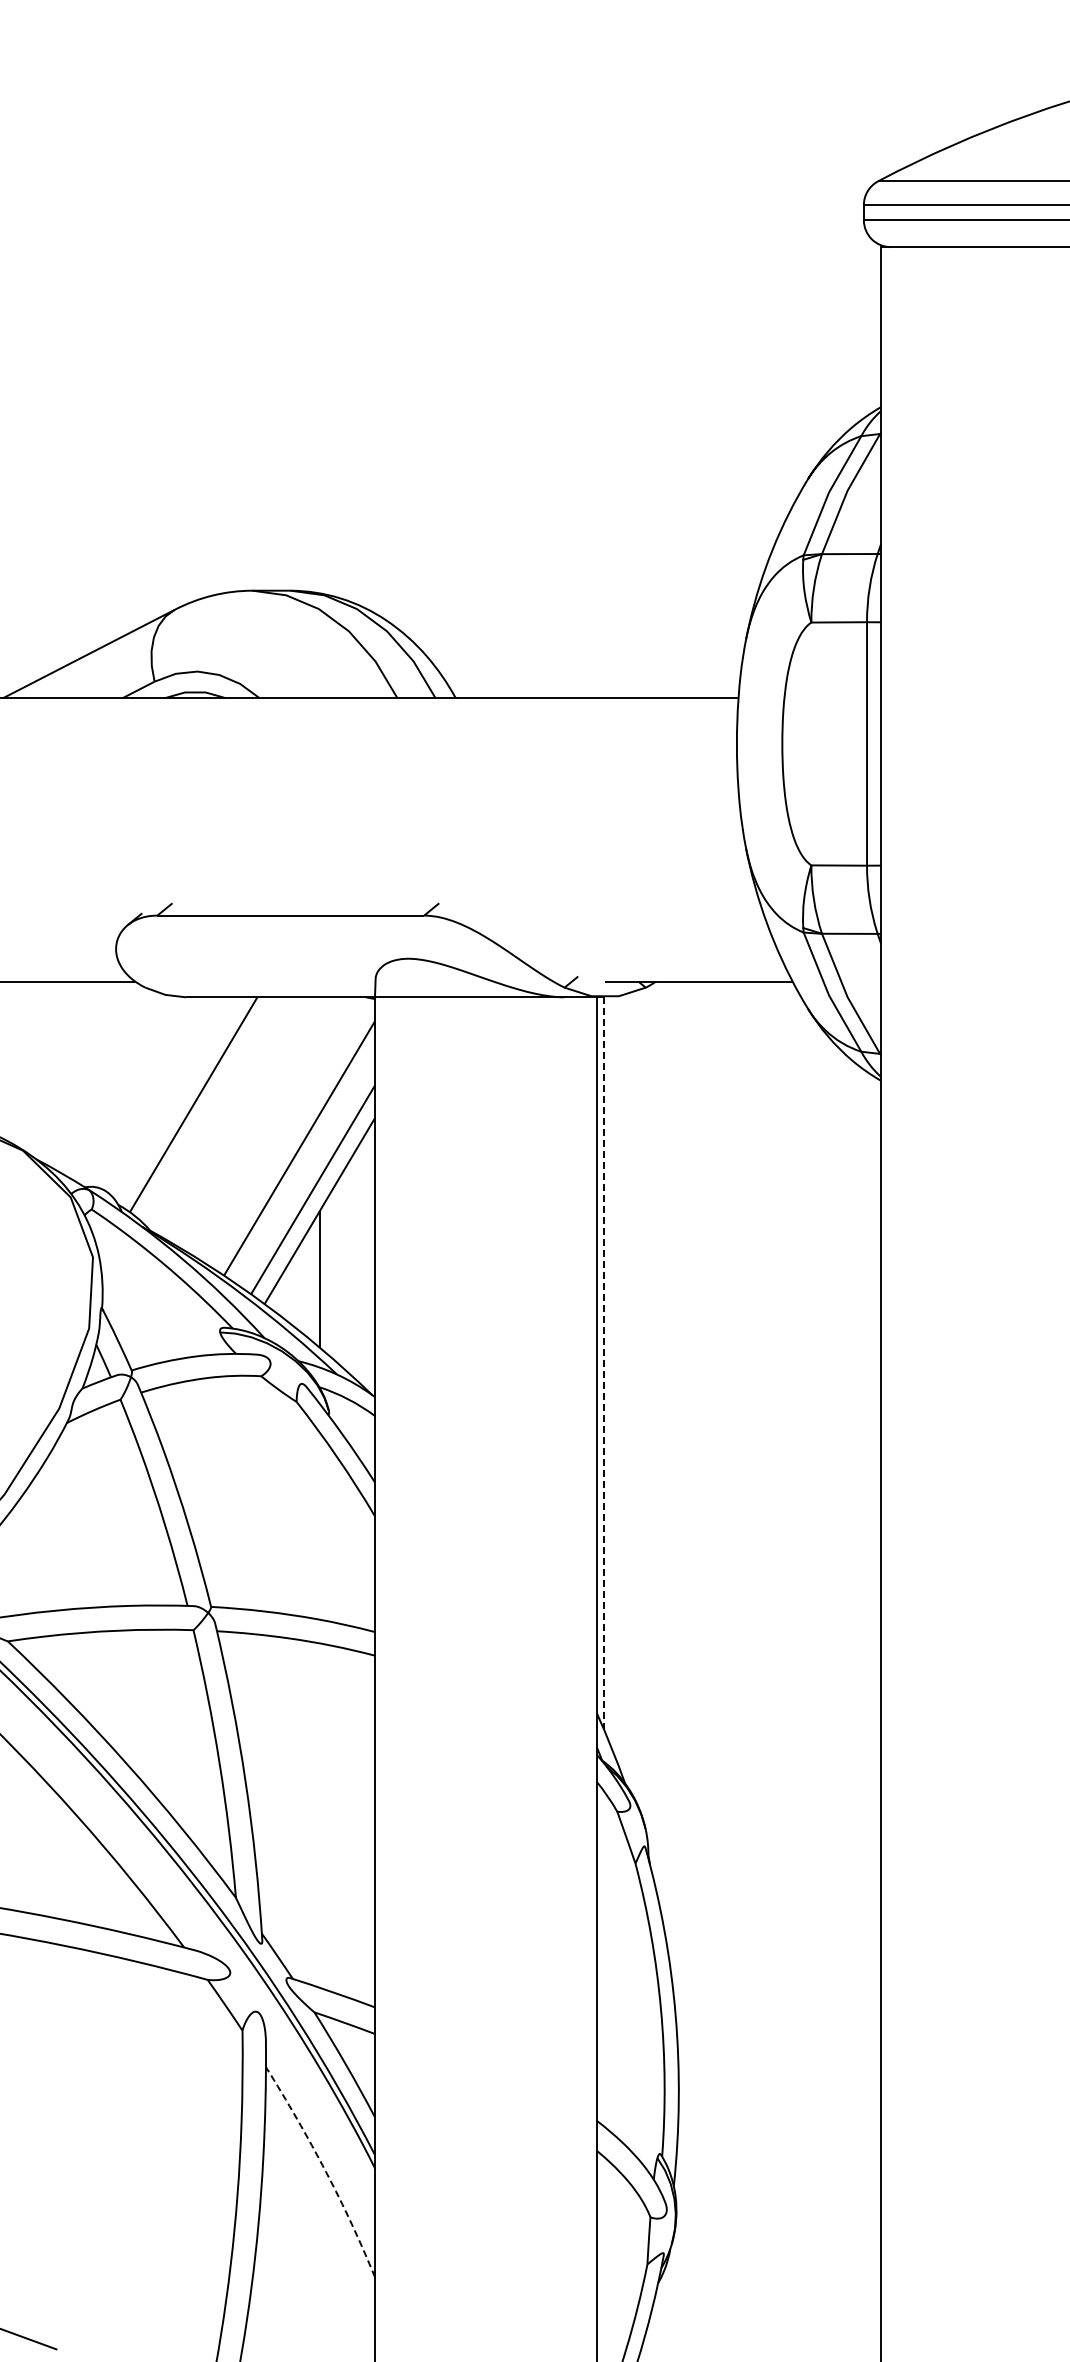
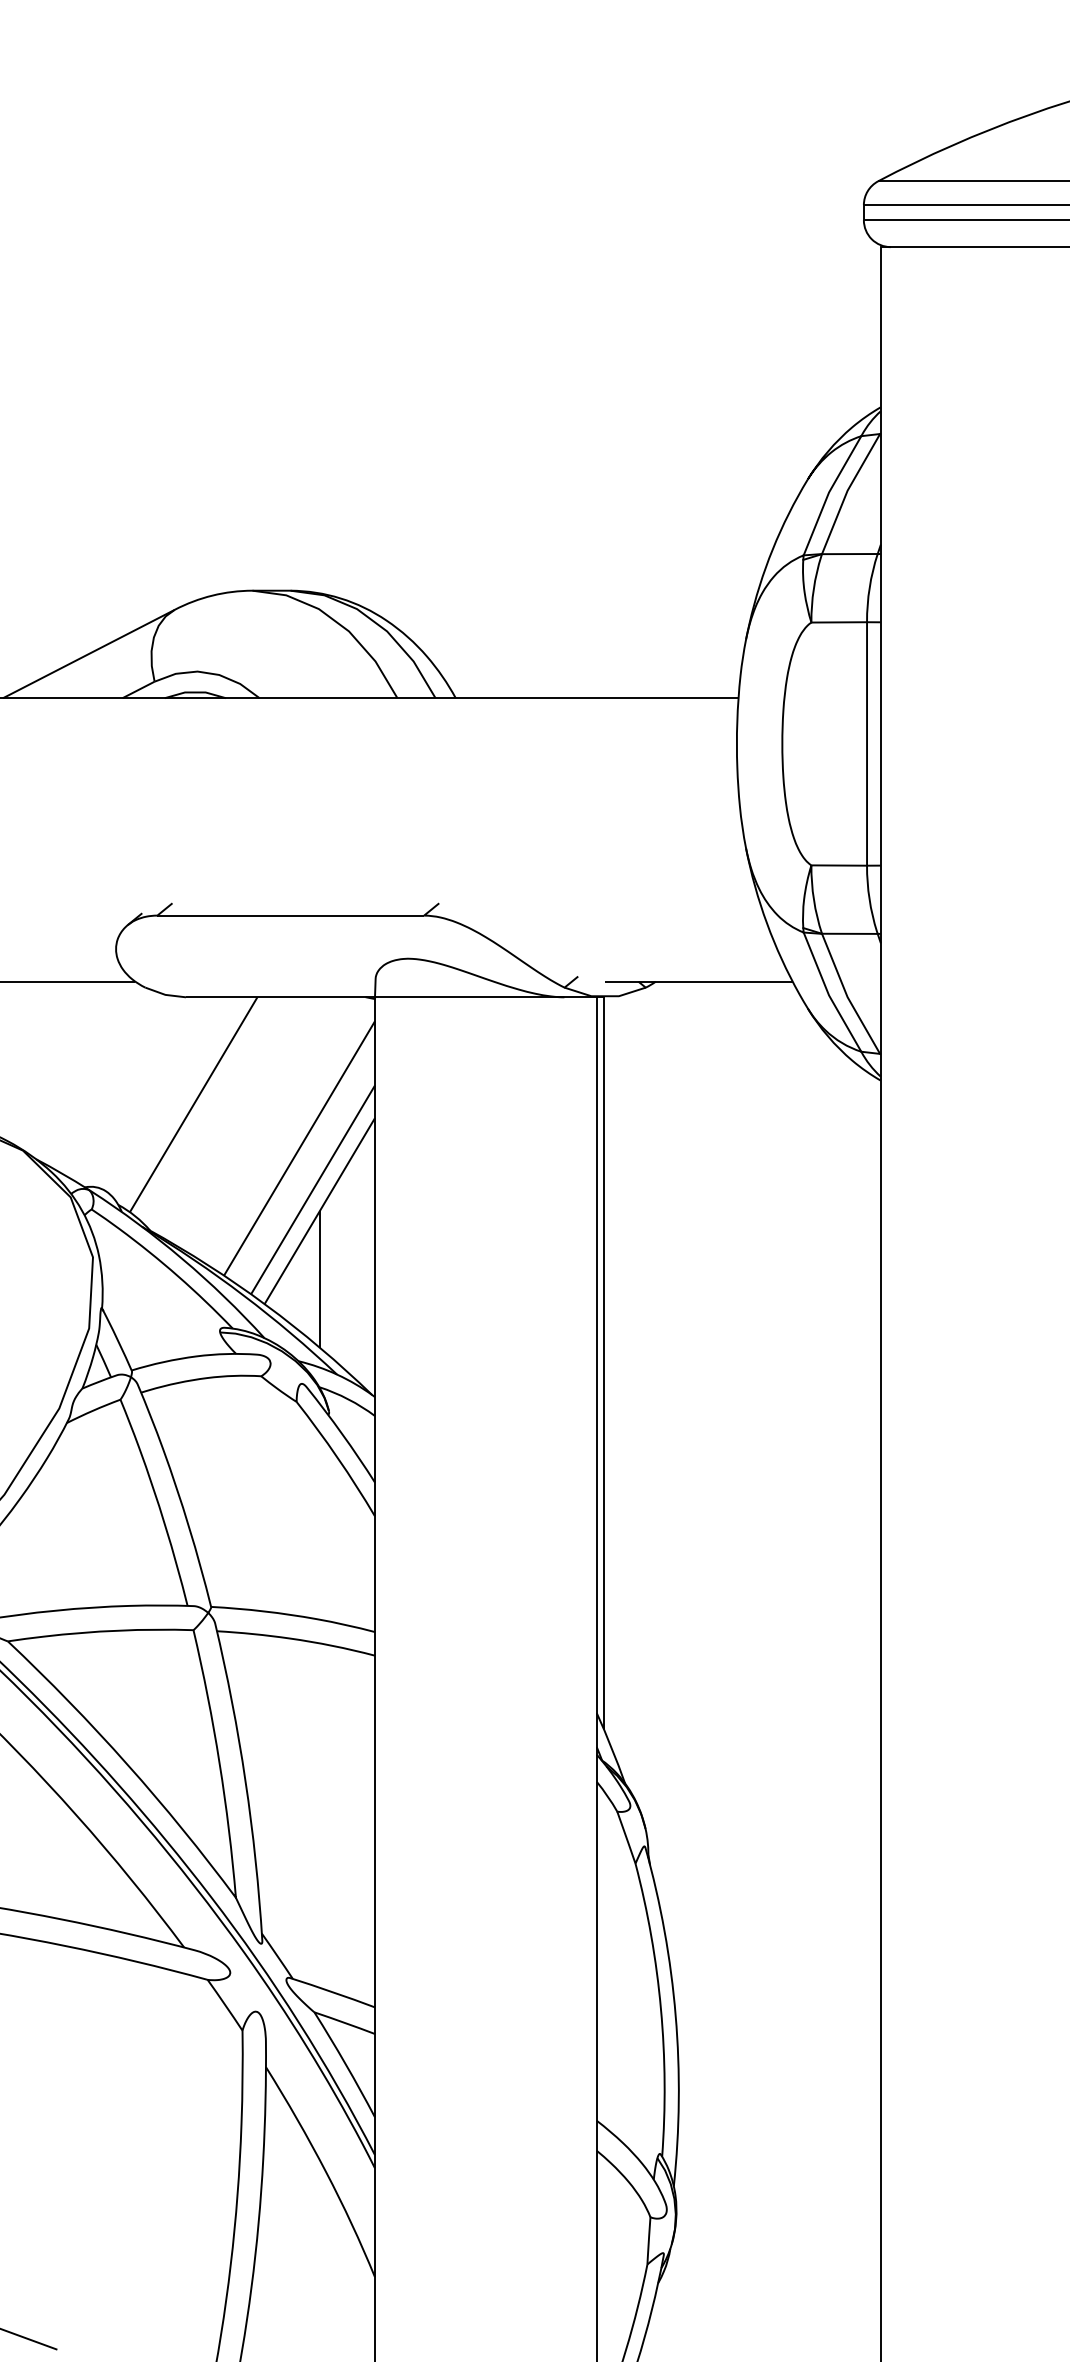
line: dashed -> solid (603, 1363)
line: dashed -> solid (324, 2168)
